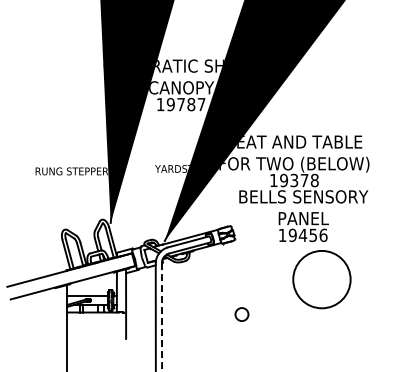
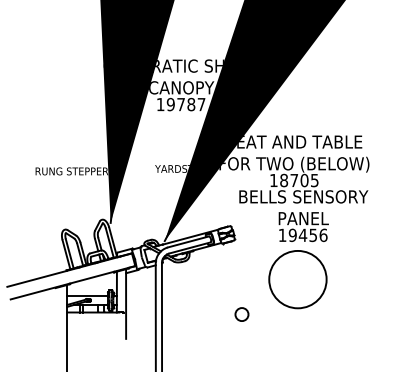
text: 19378 -> 18705 (299, 180)
circle position: (321, 279) -> (297, 279) (297, 279)
line: dashed -> solid (162, 317)
